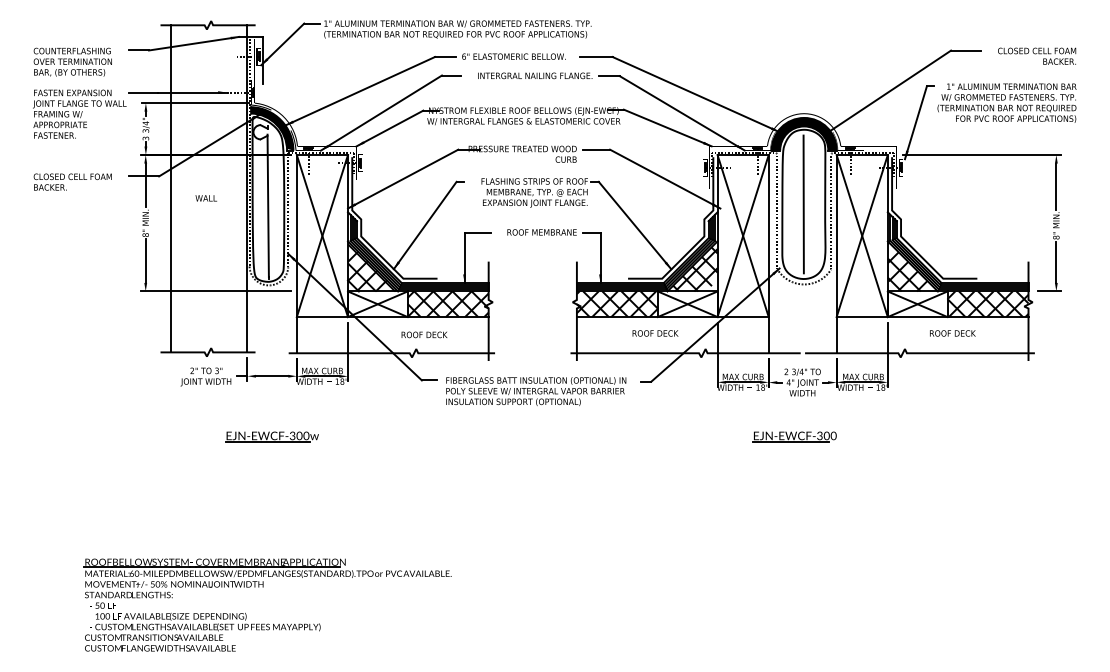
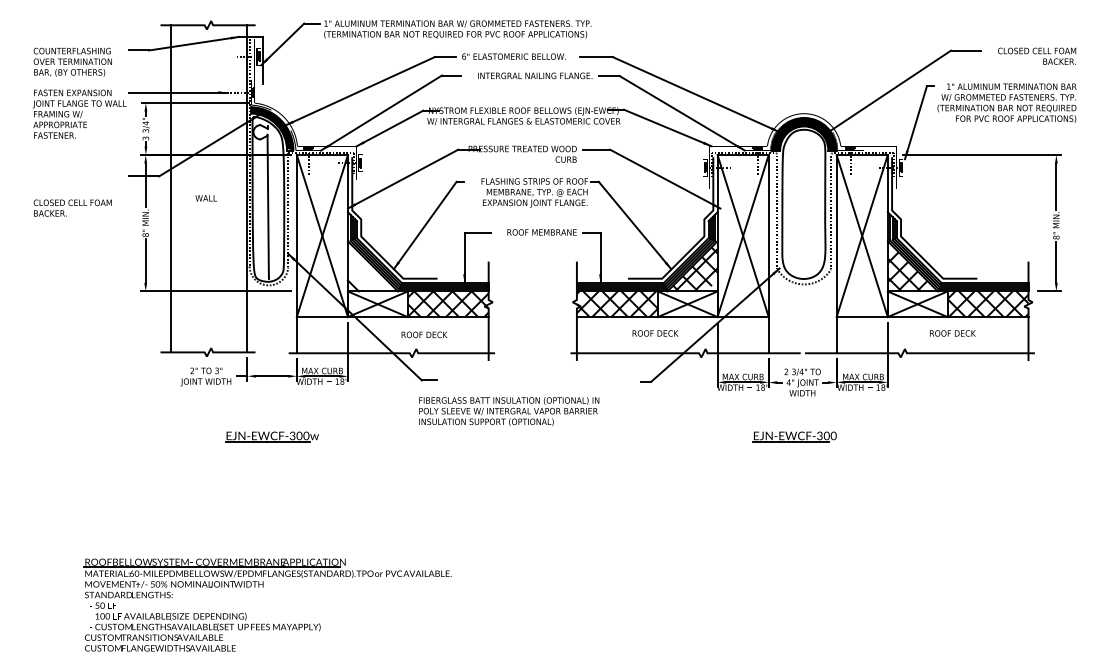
text position: (72, 181) -> (72, 207) (72, 207)
line: present -> none (803, 204)
hatch: present -> none (372, 266)
text position: (536, 391) -> (509, 411) (509, 411)
